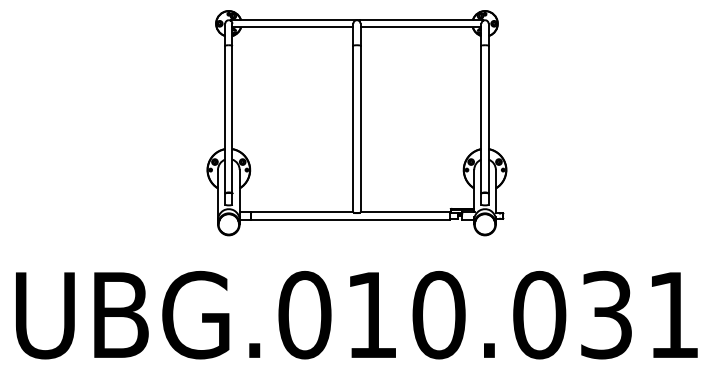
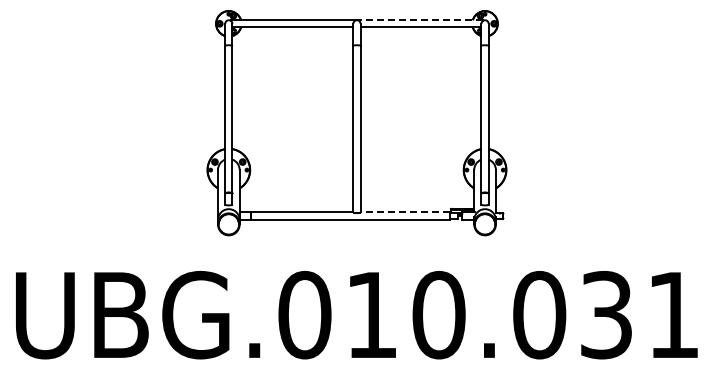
line: solid -> dashed (421, 20)
line: solid -> dashed (405, 212)
